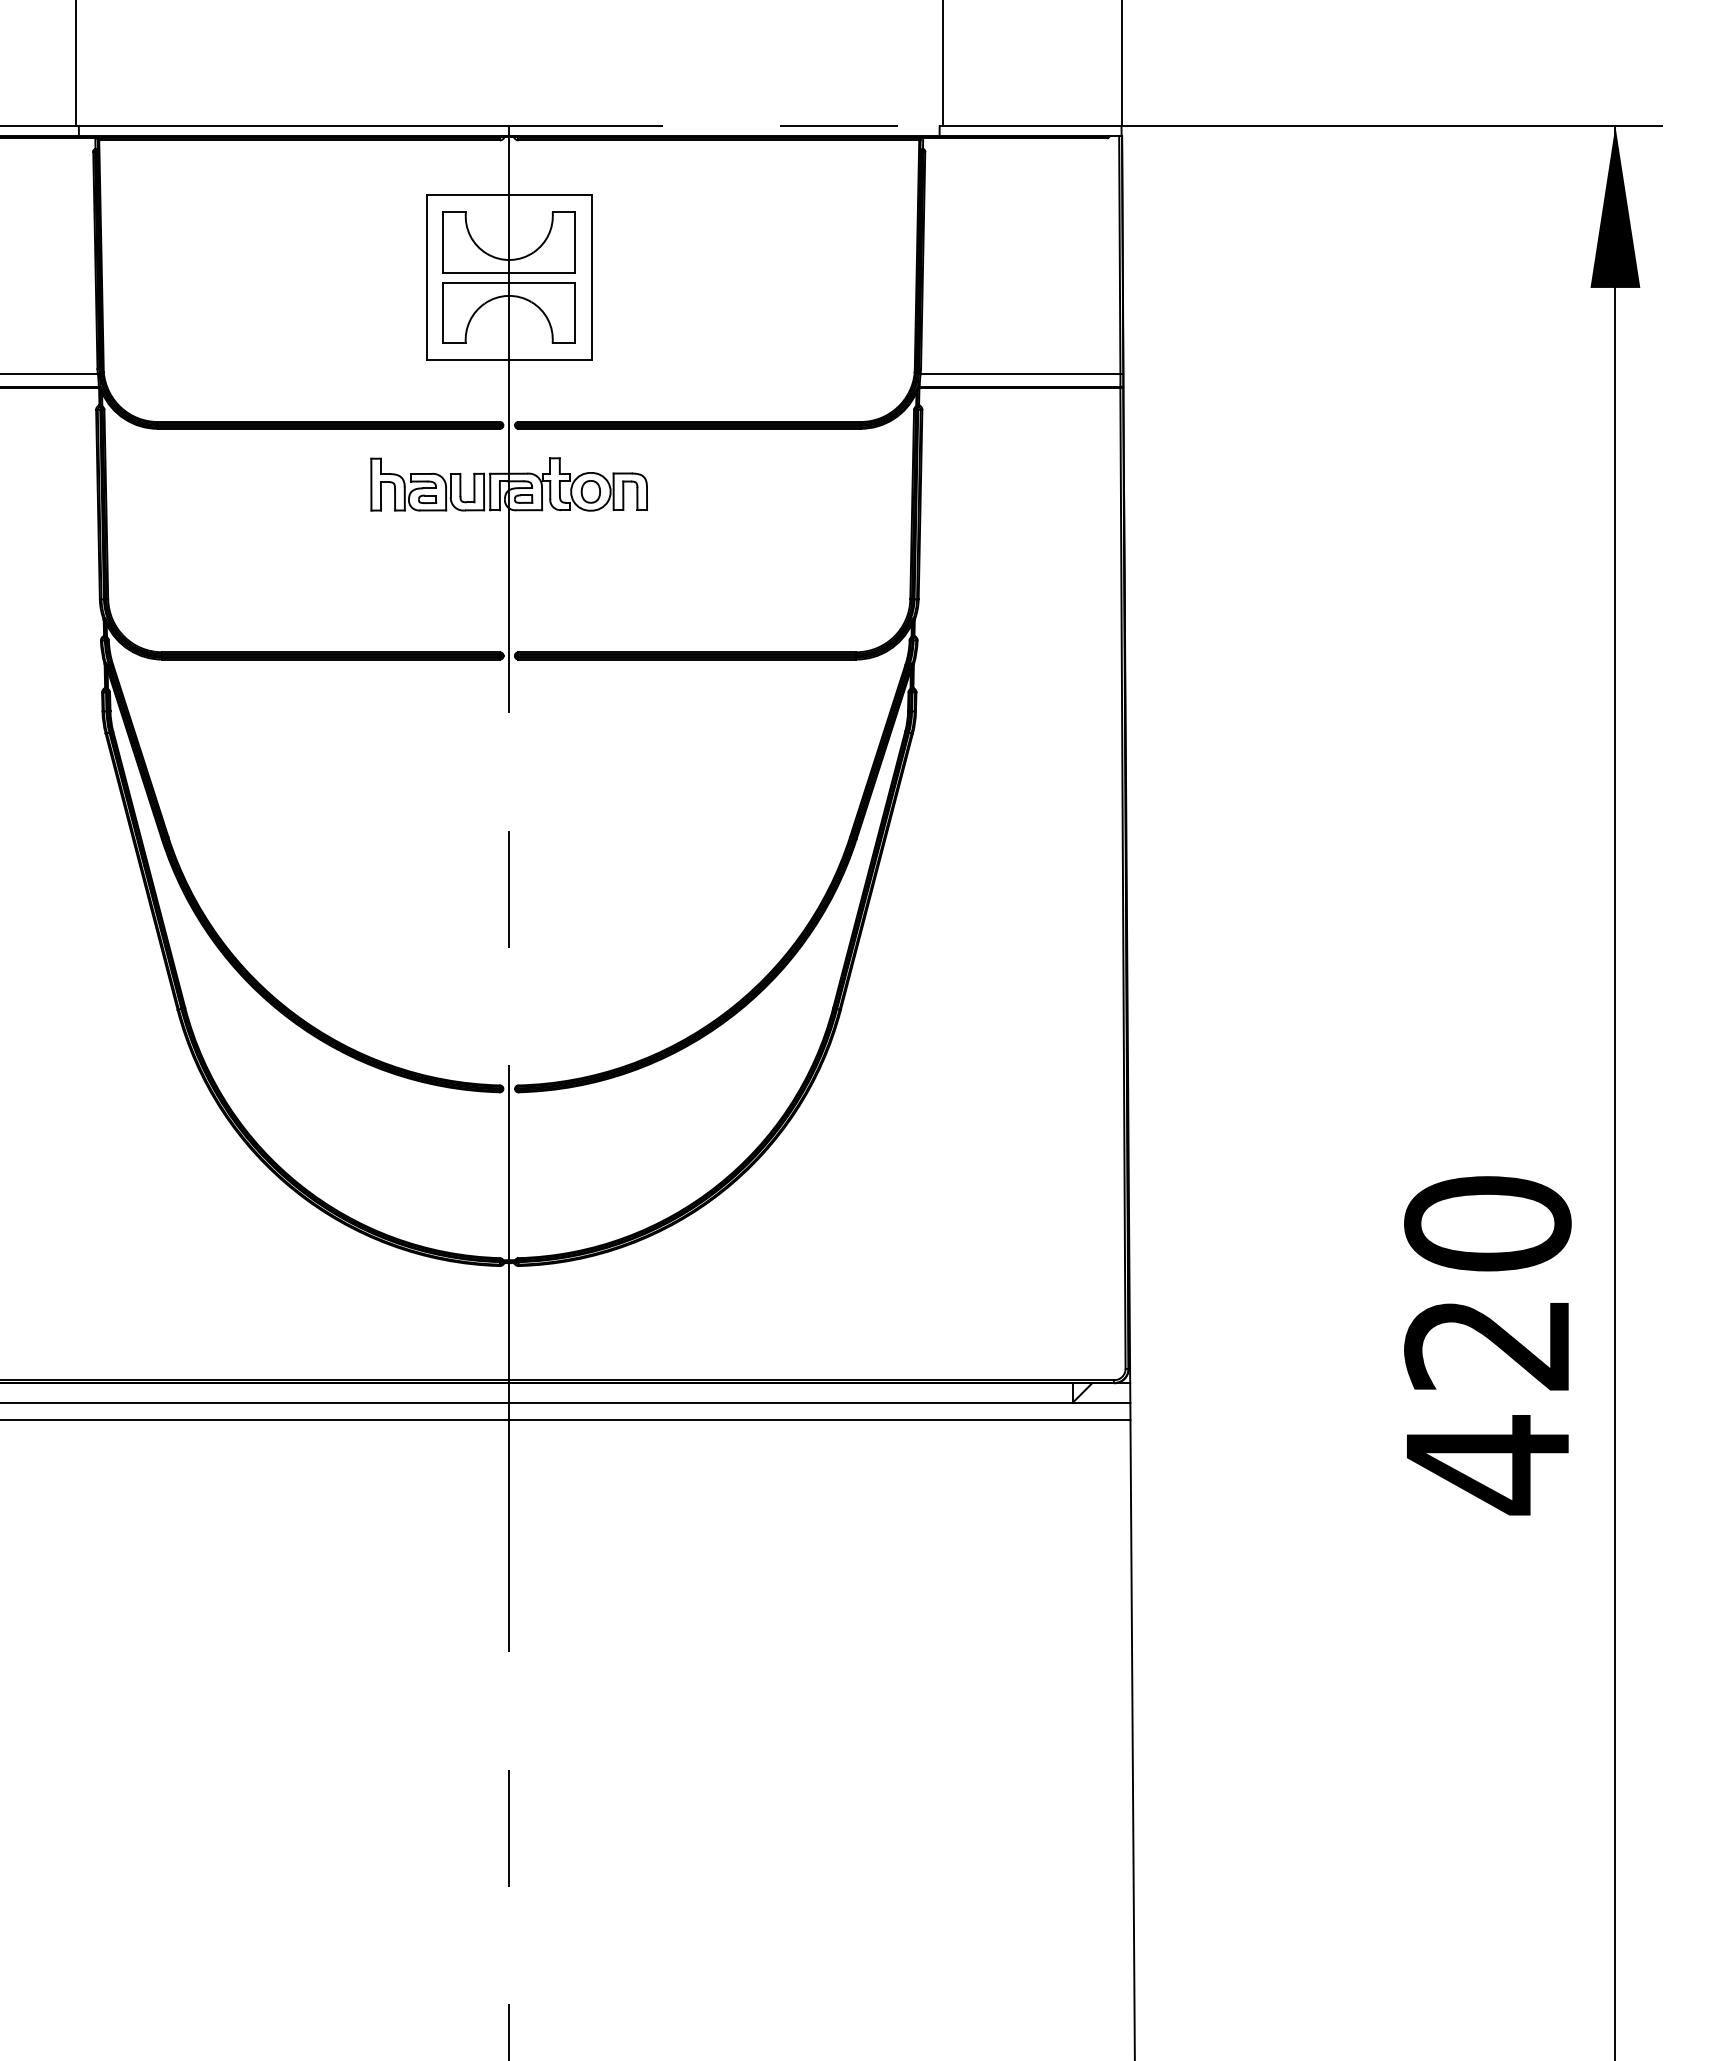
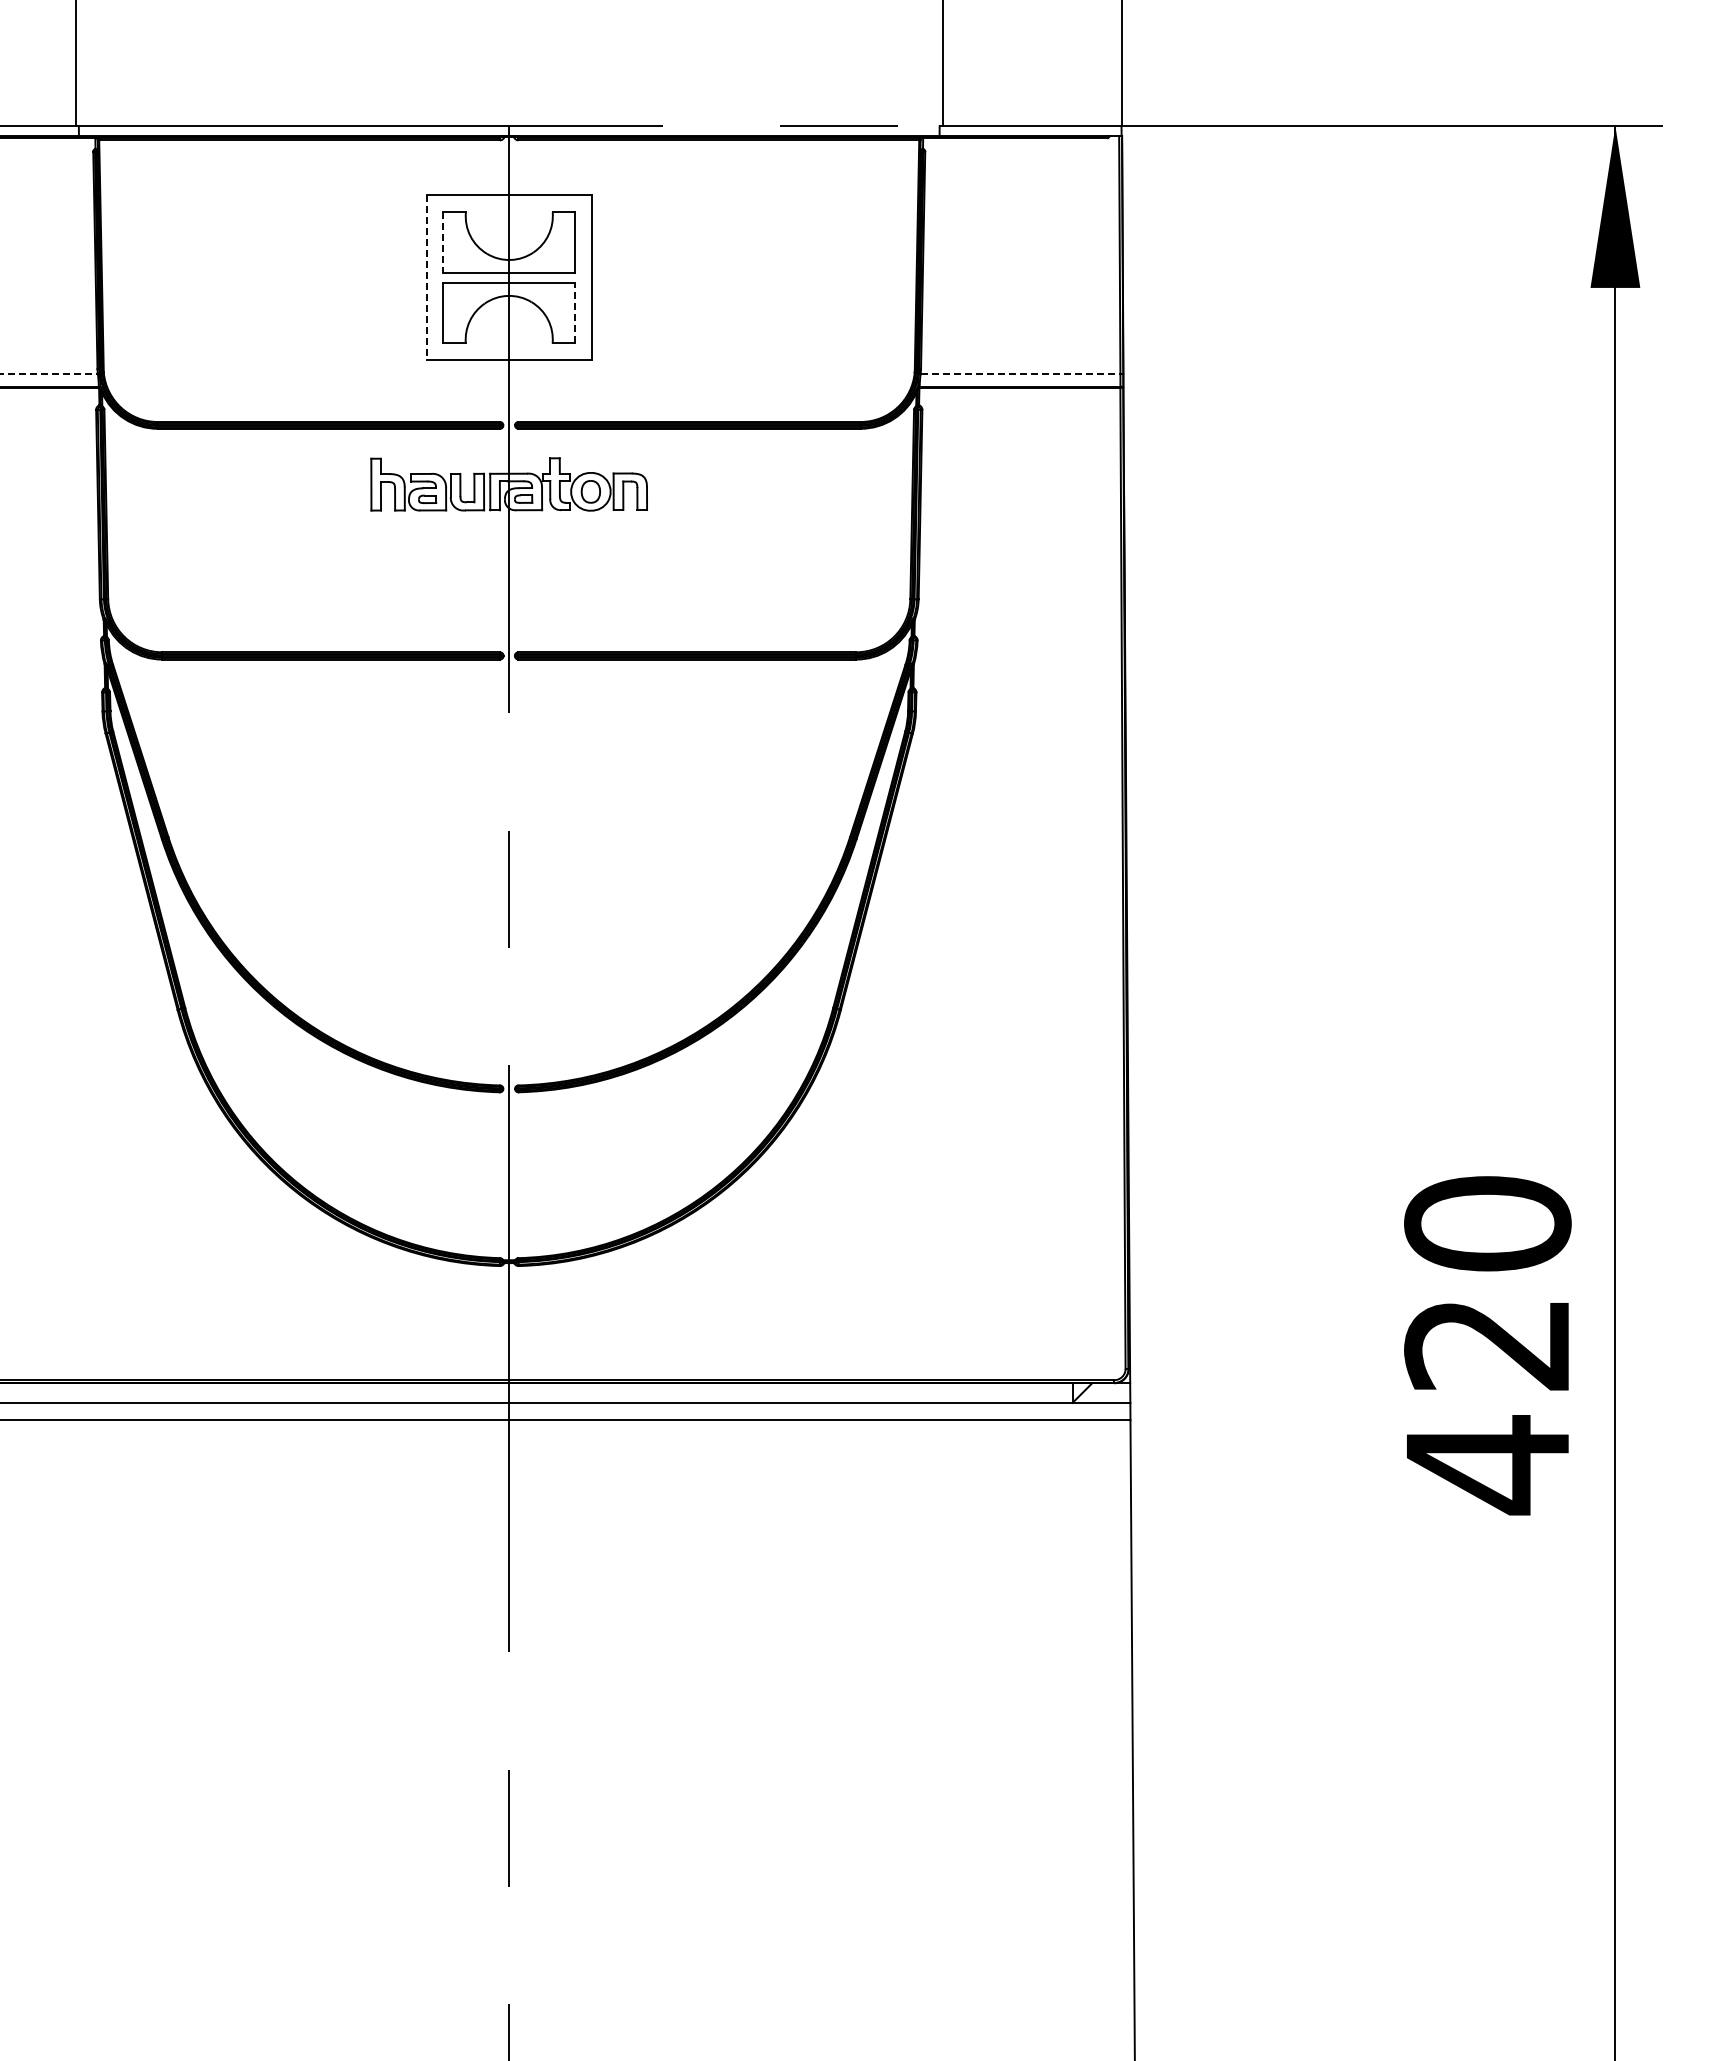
line: solid -> dashed (443, 243)
line: solid -> dashed (426, 278)
line: solid -> dashed (575, 312)
line: solid -> dashed (49, 374)
line: solid -> dashed (1020, 374)
